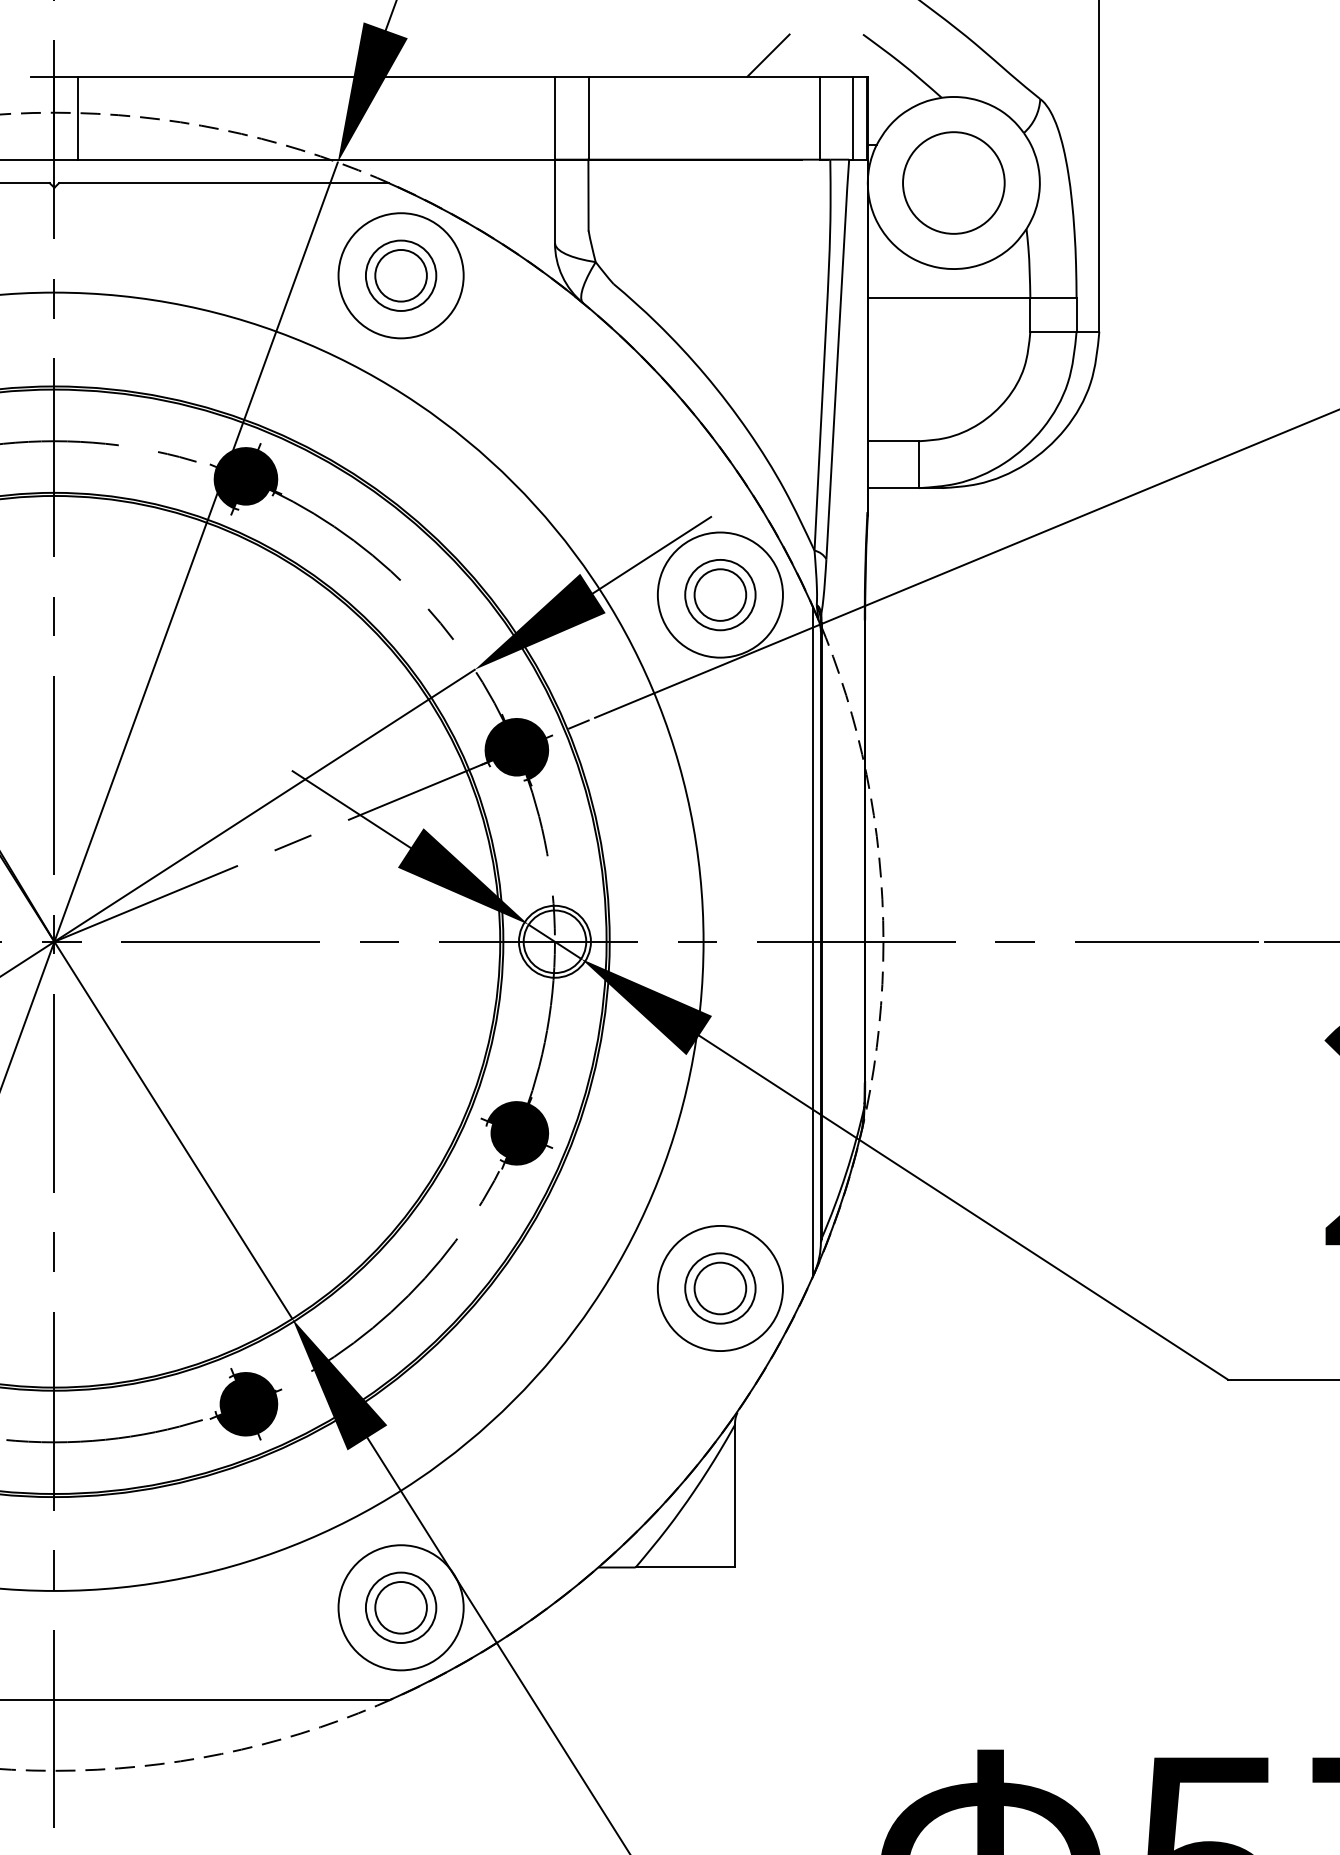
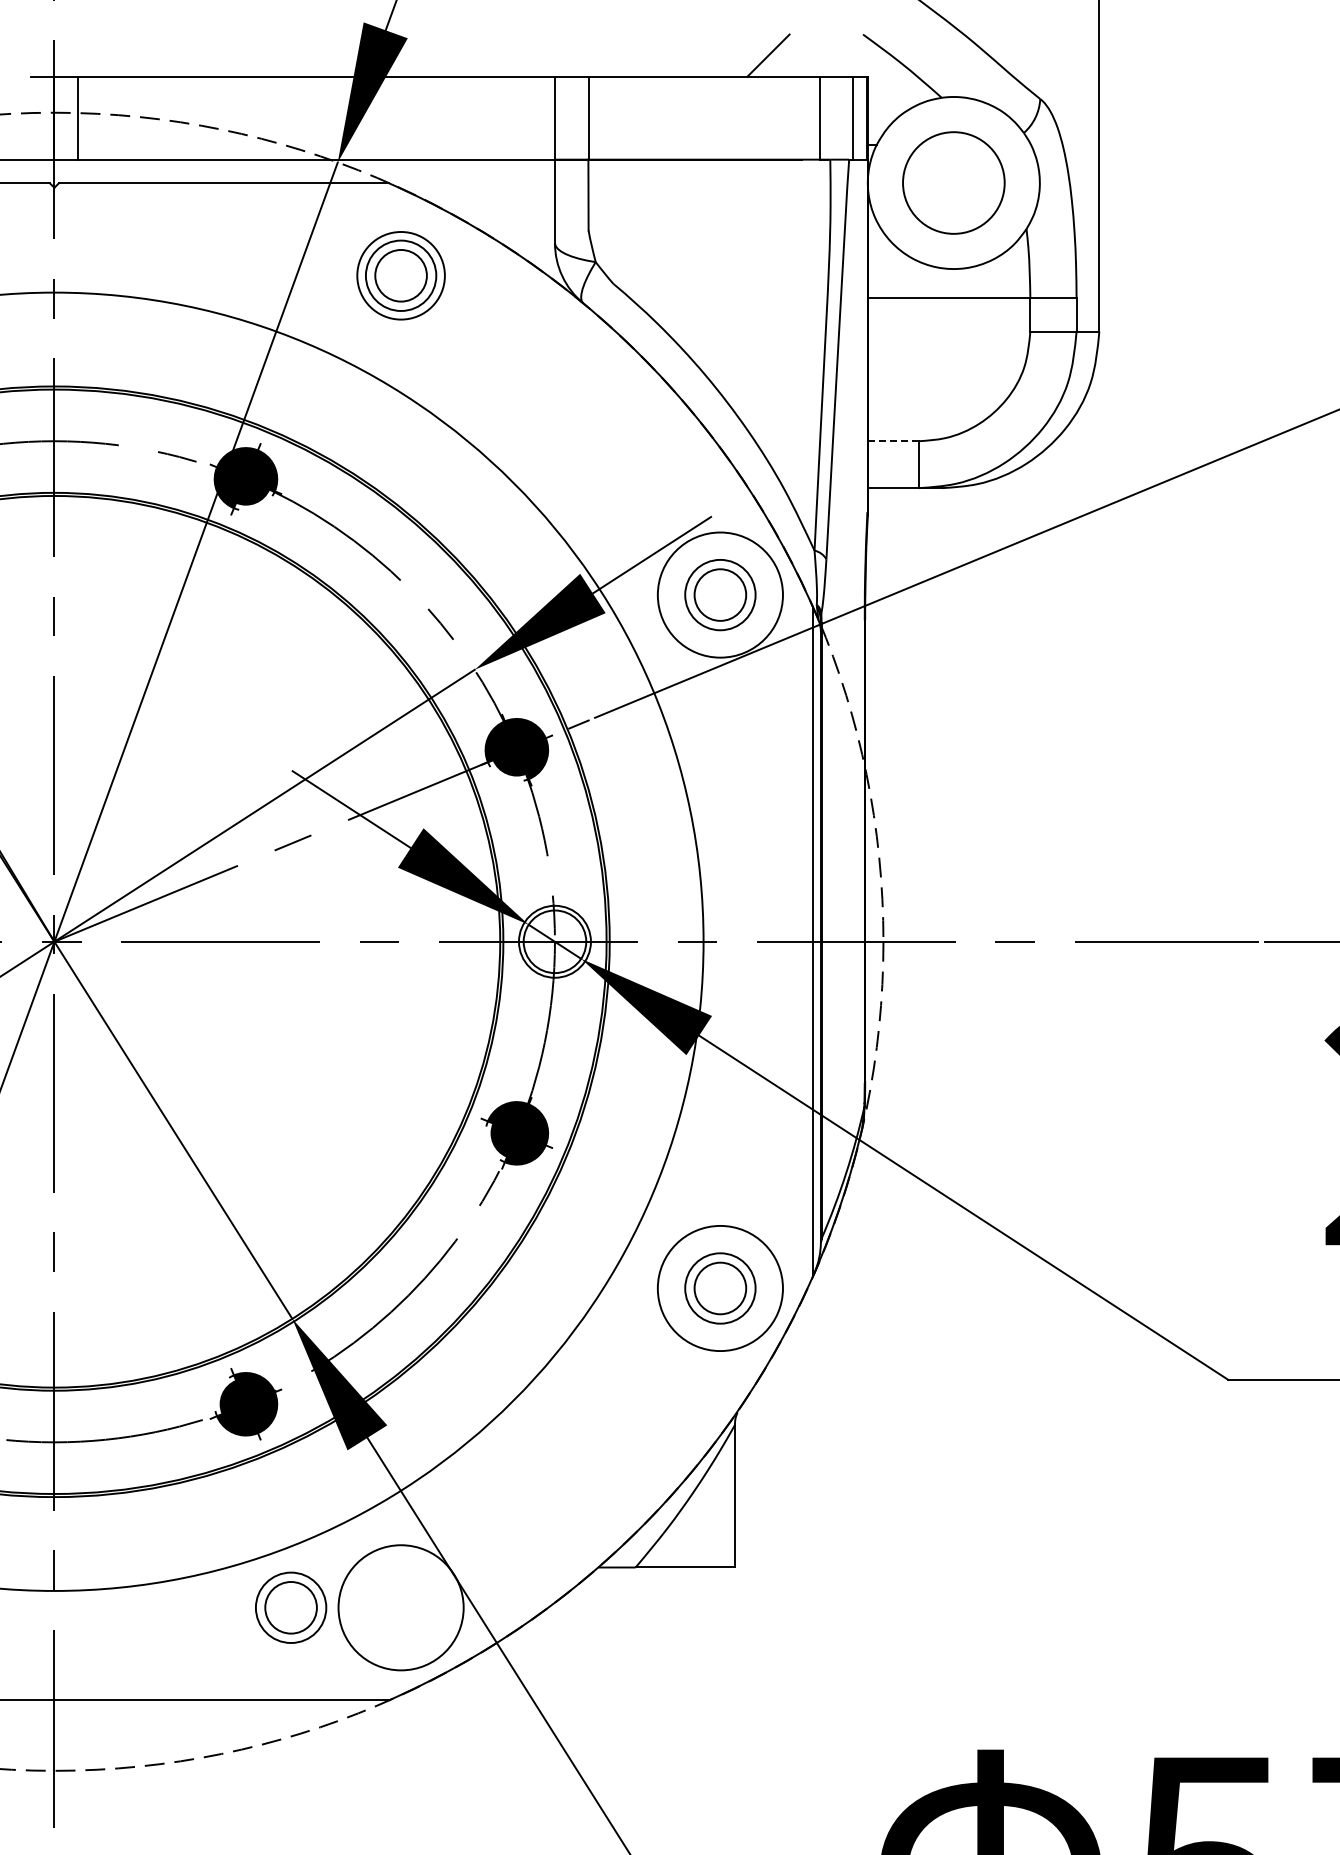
circle diameter: 125 px -> 88 px (400, 275)
line: solid -> dashed (893, 441)
part position: (401, 1607) -> (291, 1607) (291, 1607)
